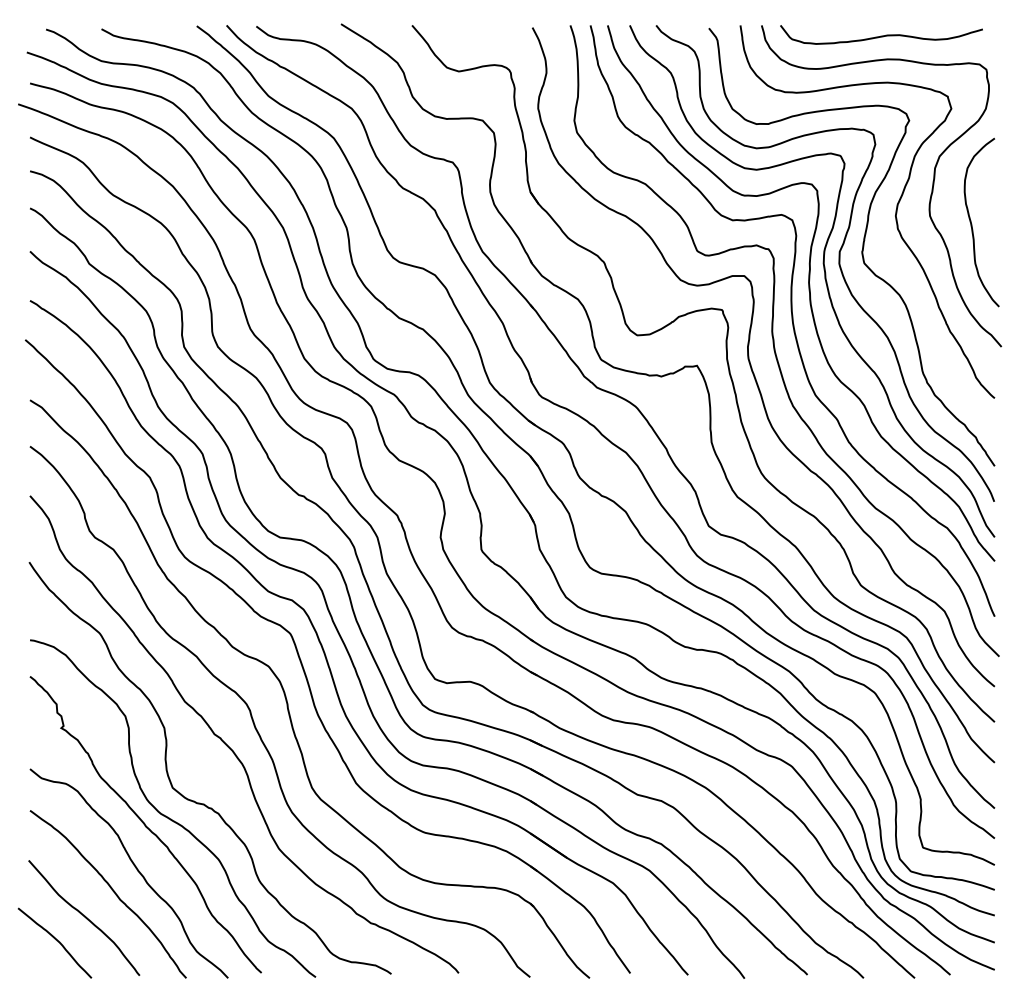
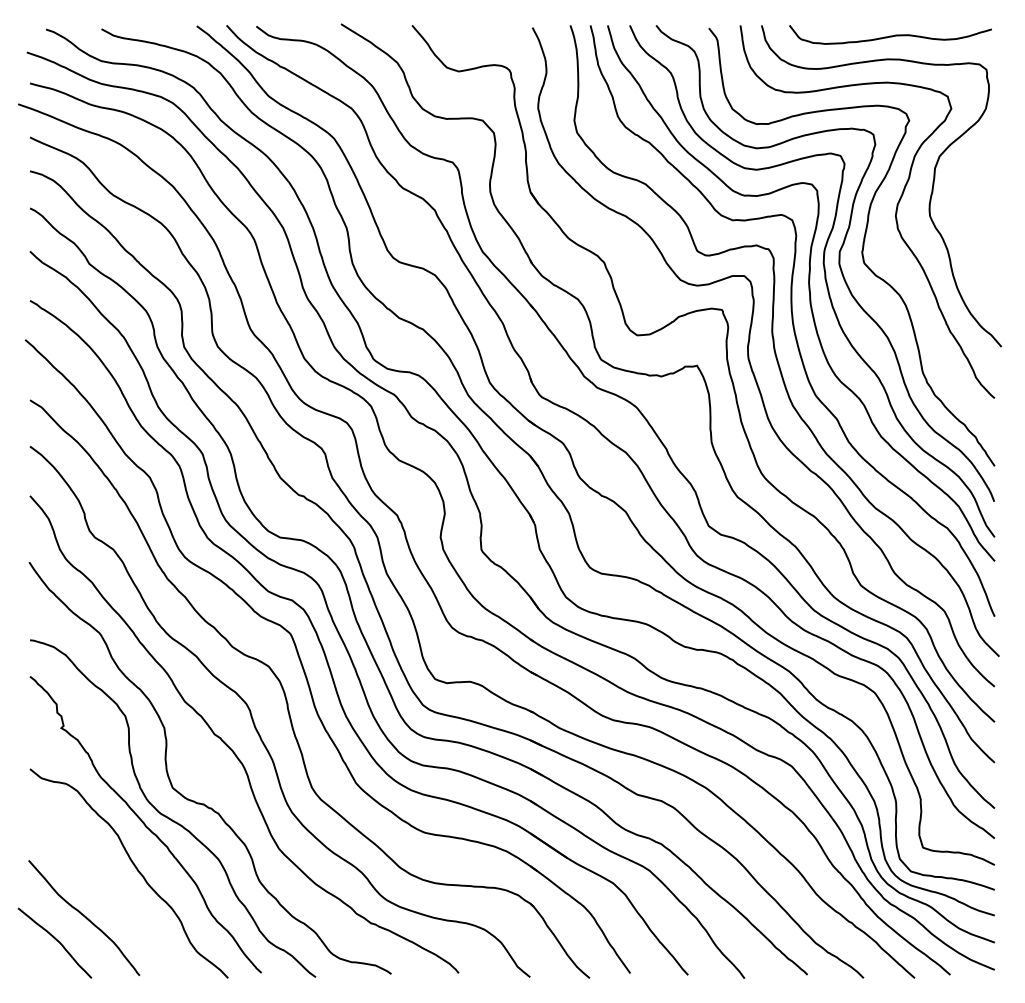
curve position: (881, 35) -> (890, 35) (890, 35)
curve: present -> none (972, 224)
curve: present -> none (112, 891)
